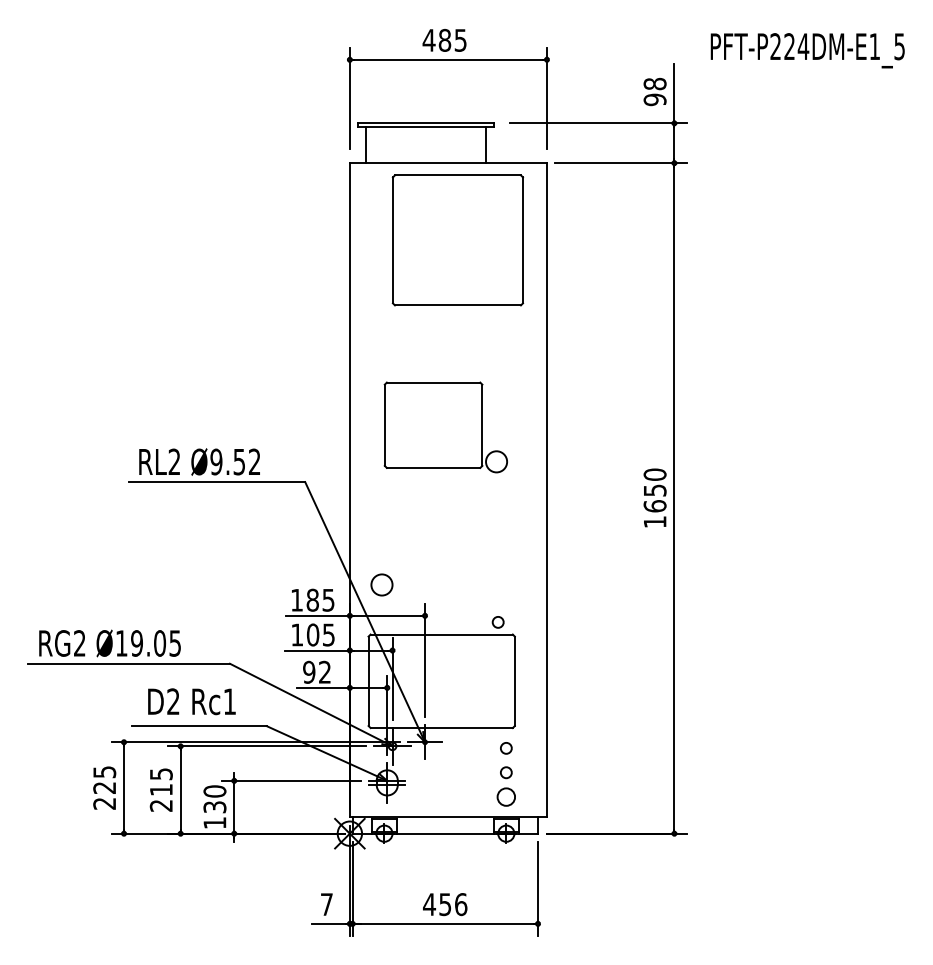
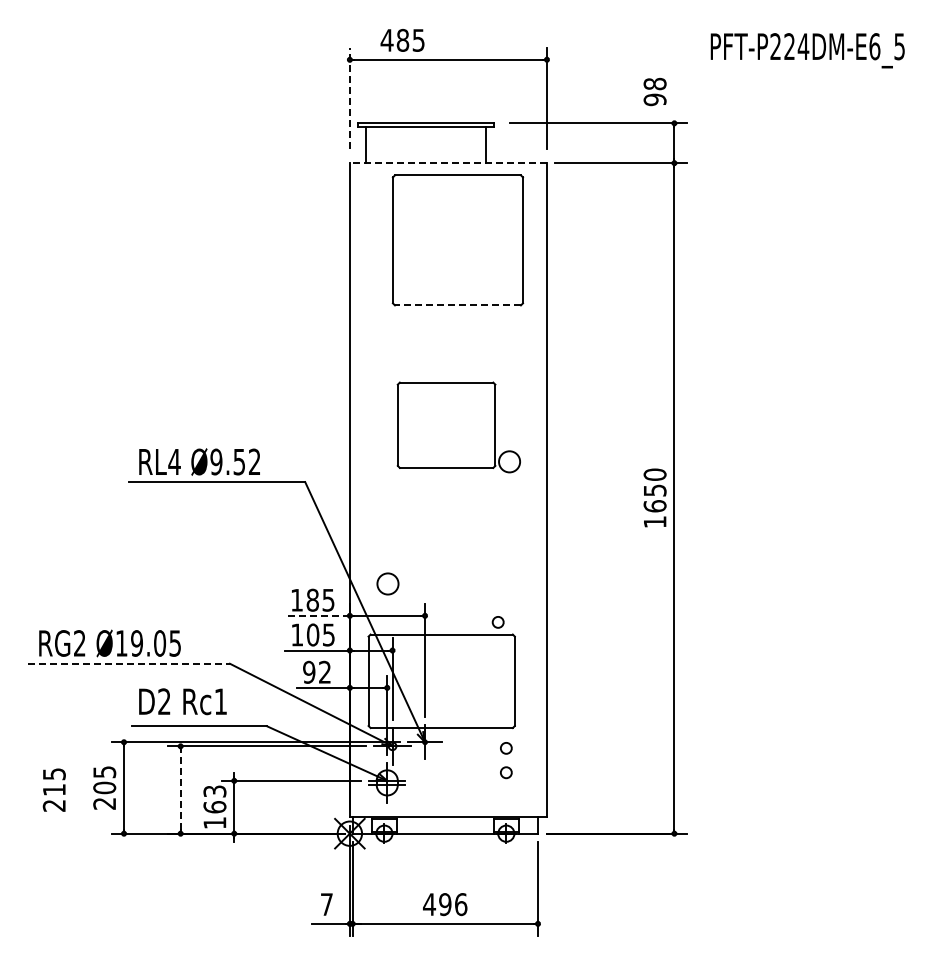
text position: (444, 40) -> (402, 40) (402, 40)
text: PFT-P224DM-E1_5 -> PFT-P224DM-E6_5 (874, 46)
line: present -> none (674, 93)
line: solid -> dashed (349, 98)
line: solid -> dashed (448, 163)
line: solid -> dashed (457, 305)
part position: (445, 427) -> (458, 427) (458, 427)
text: RL2 -> RL4 (174, 461)
circle position: (381, 584) -> (387, 583) (387, 583)
line: solid -> dashed (318, 615)
line: solid -> dashed (129, 663)
text position: (191, 701) -> (182, 701) (182, 701)
text: 225 -> 205 (104, 787)
text position: (160, 789) -> (53, 789) (53, 789)
line: solid -> dashed (180, 790)
circle: present -> none (505, 796)
text: 130 -> 163 (214, 799)
text: 456 -> 496 (445, 904)
